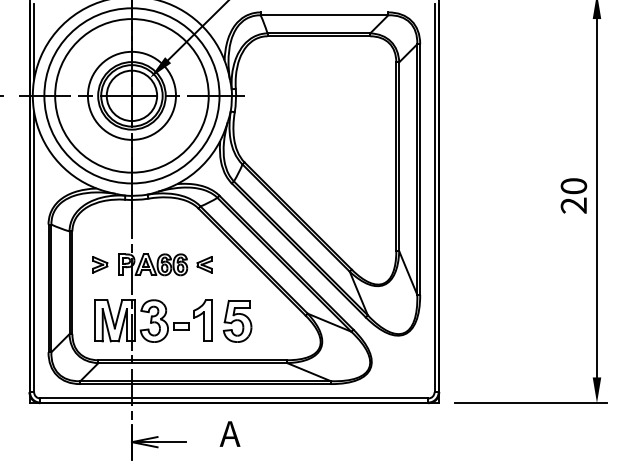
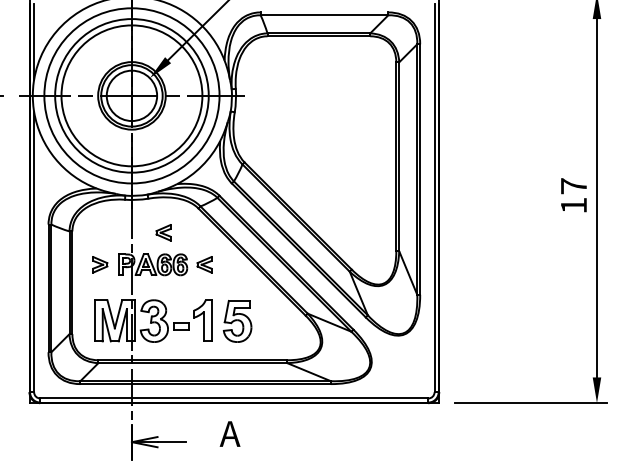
circle diameter: 88 px -> 141 px (131, 95)
text: 20 -> 17 (573, 195)
part: none -> present (163, 232)
